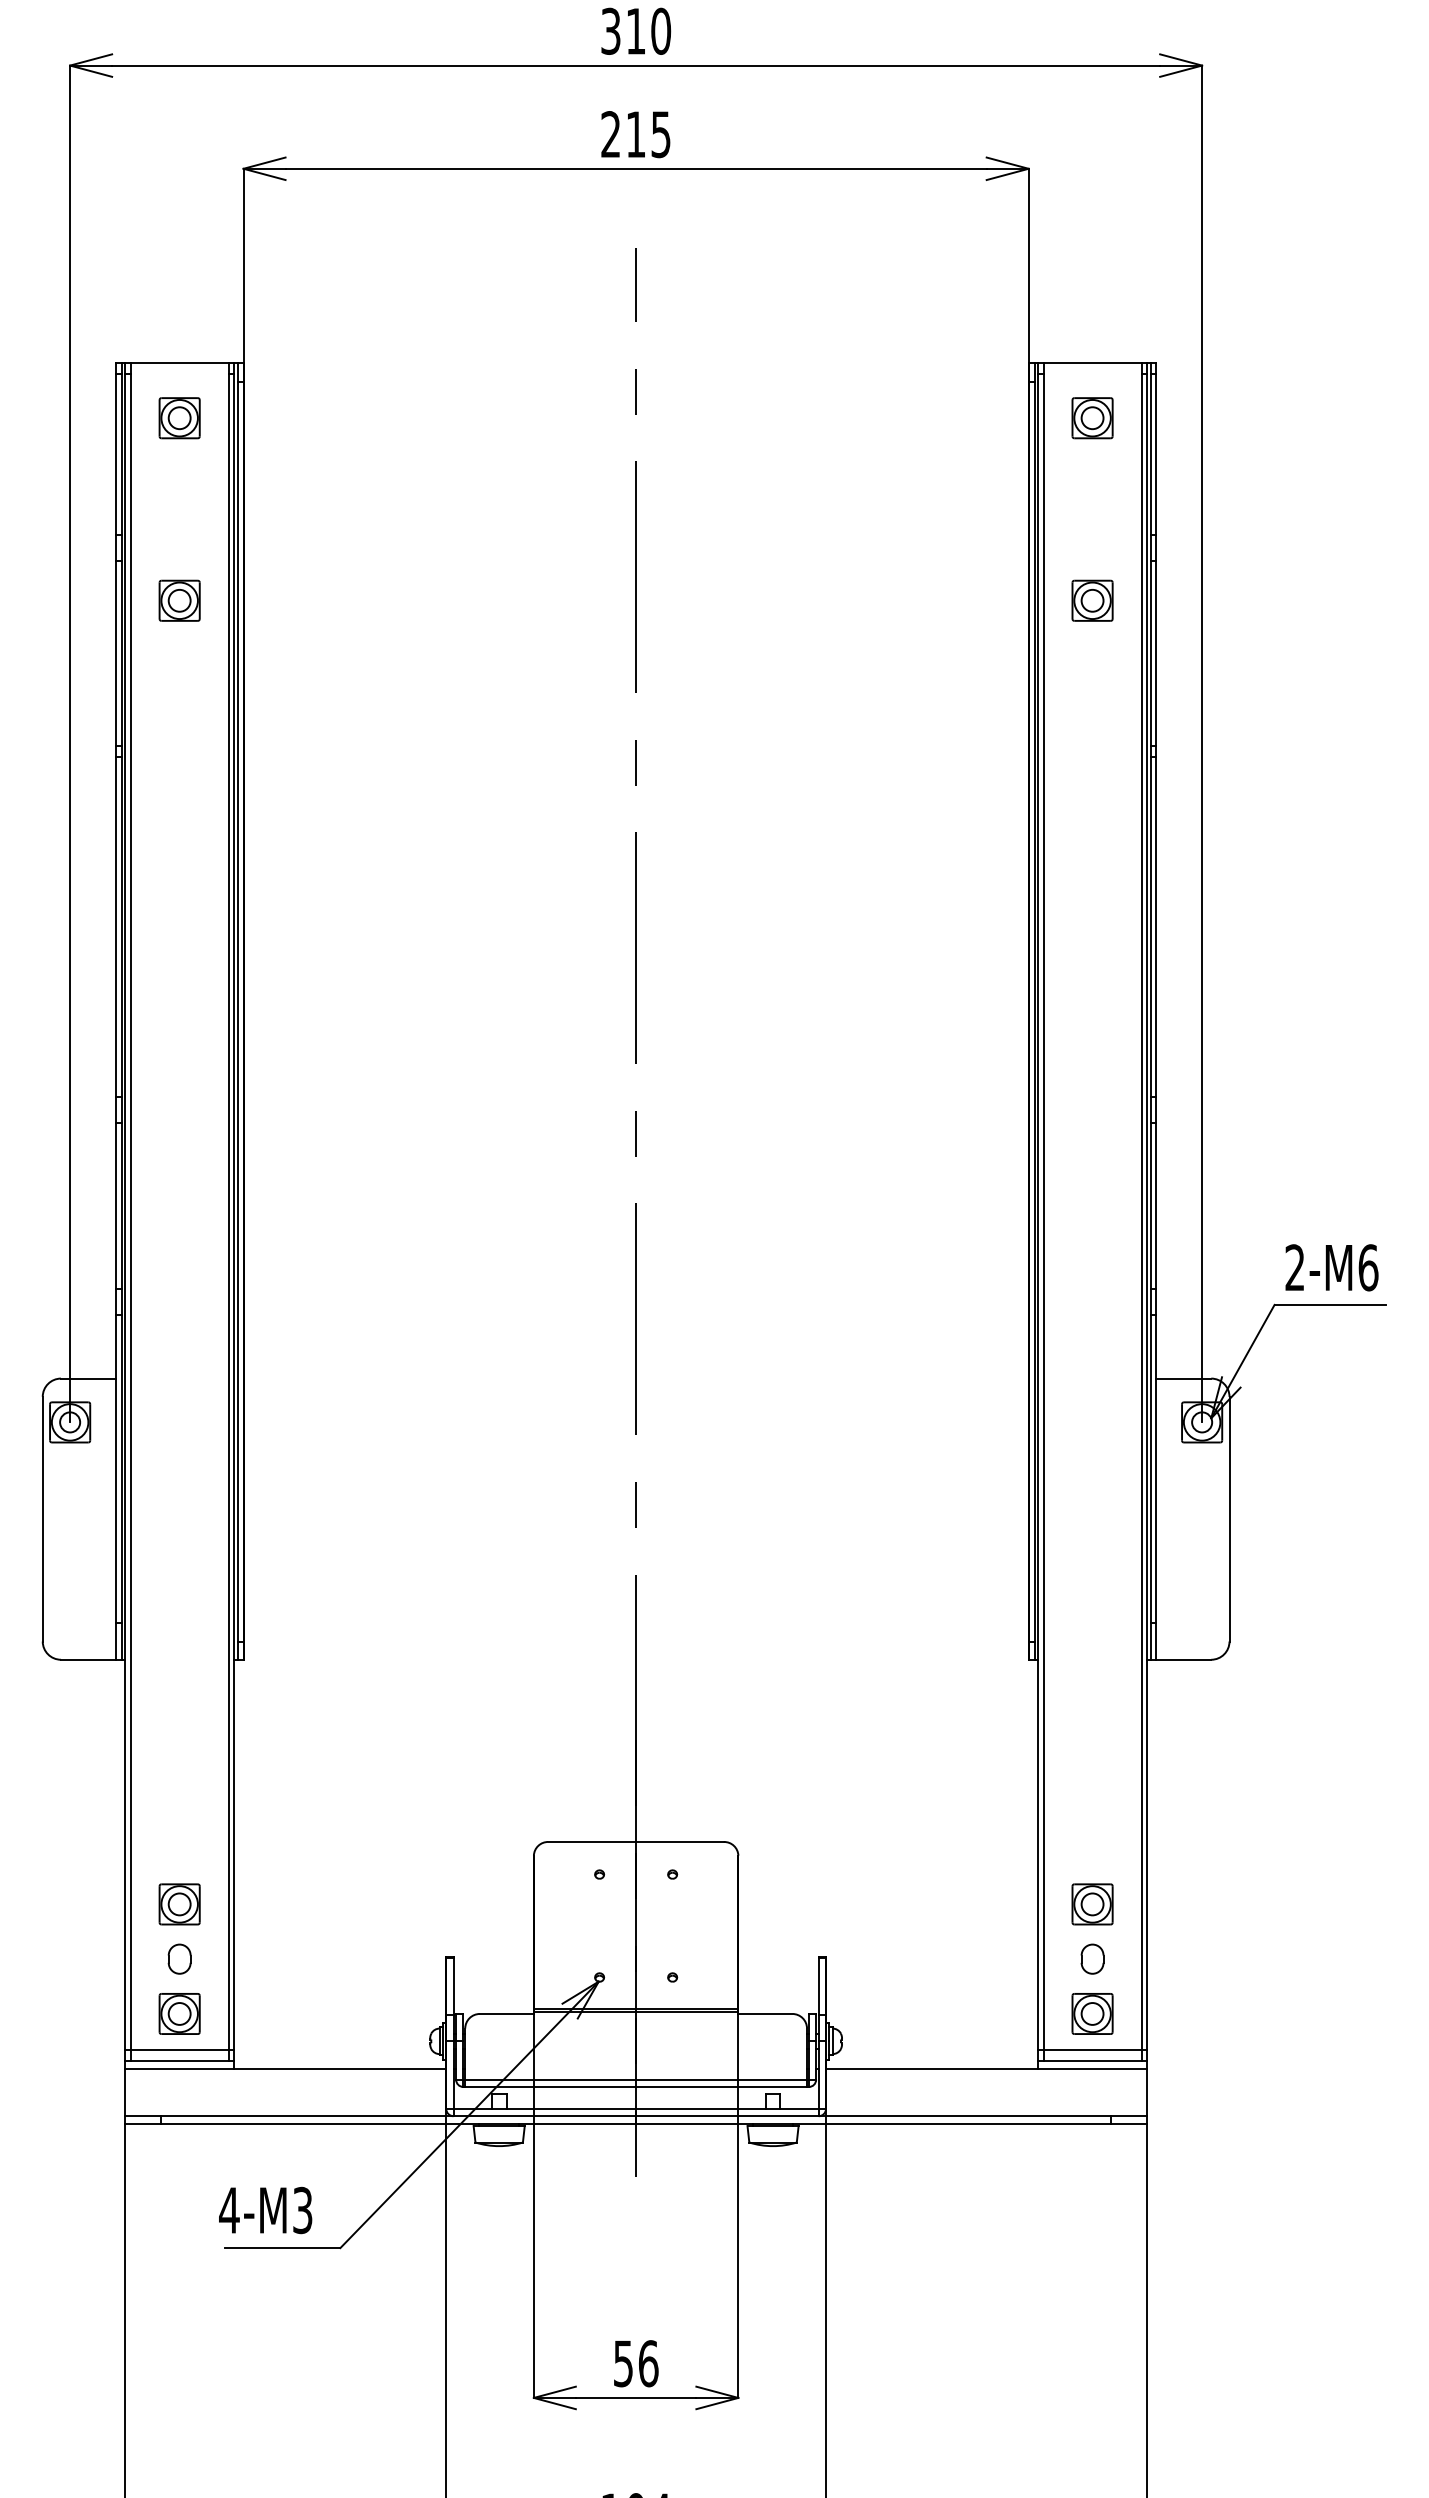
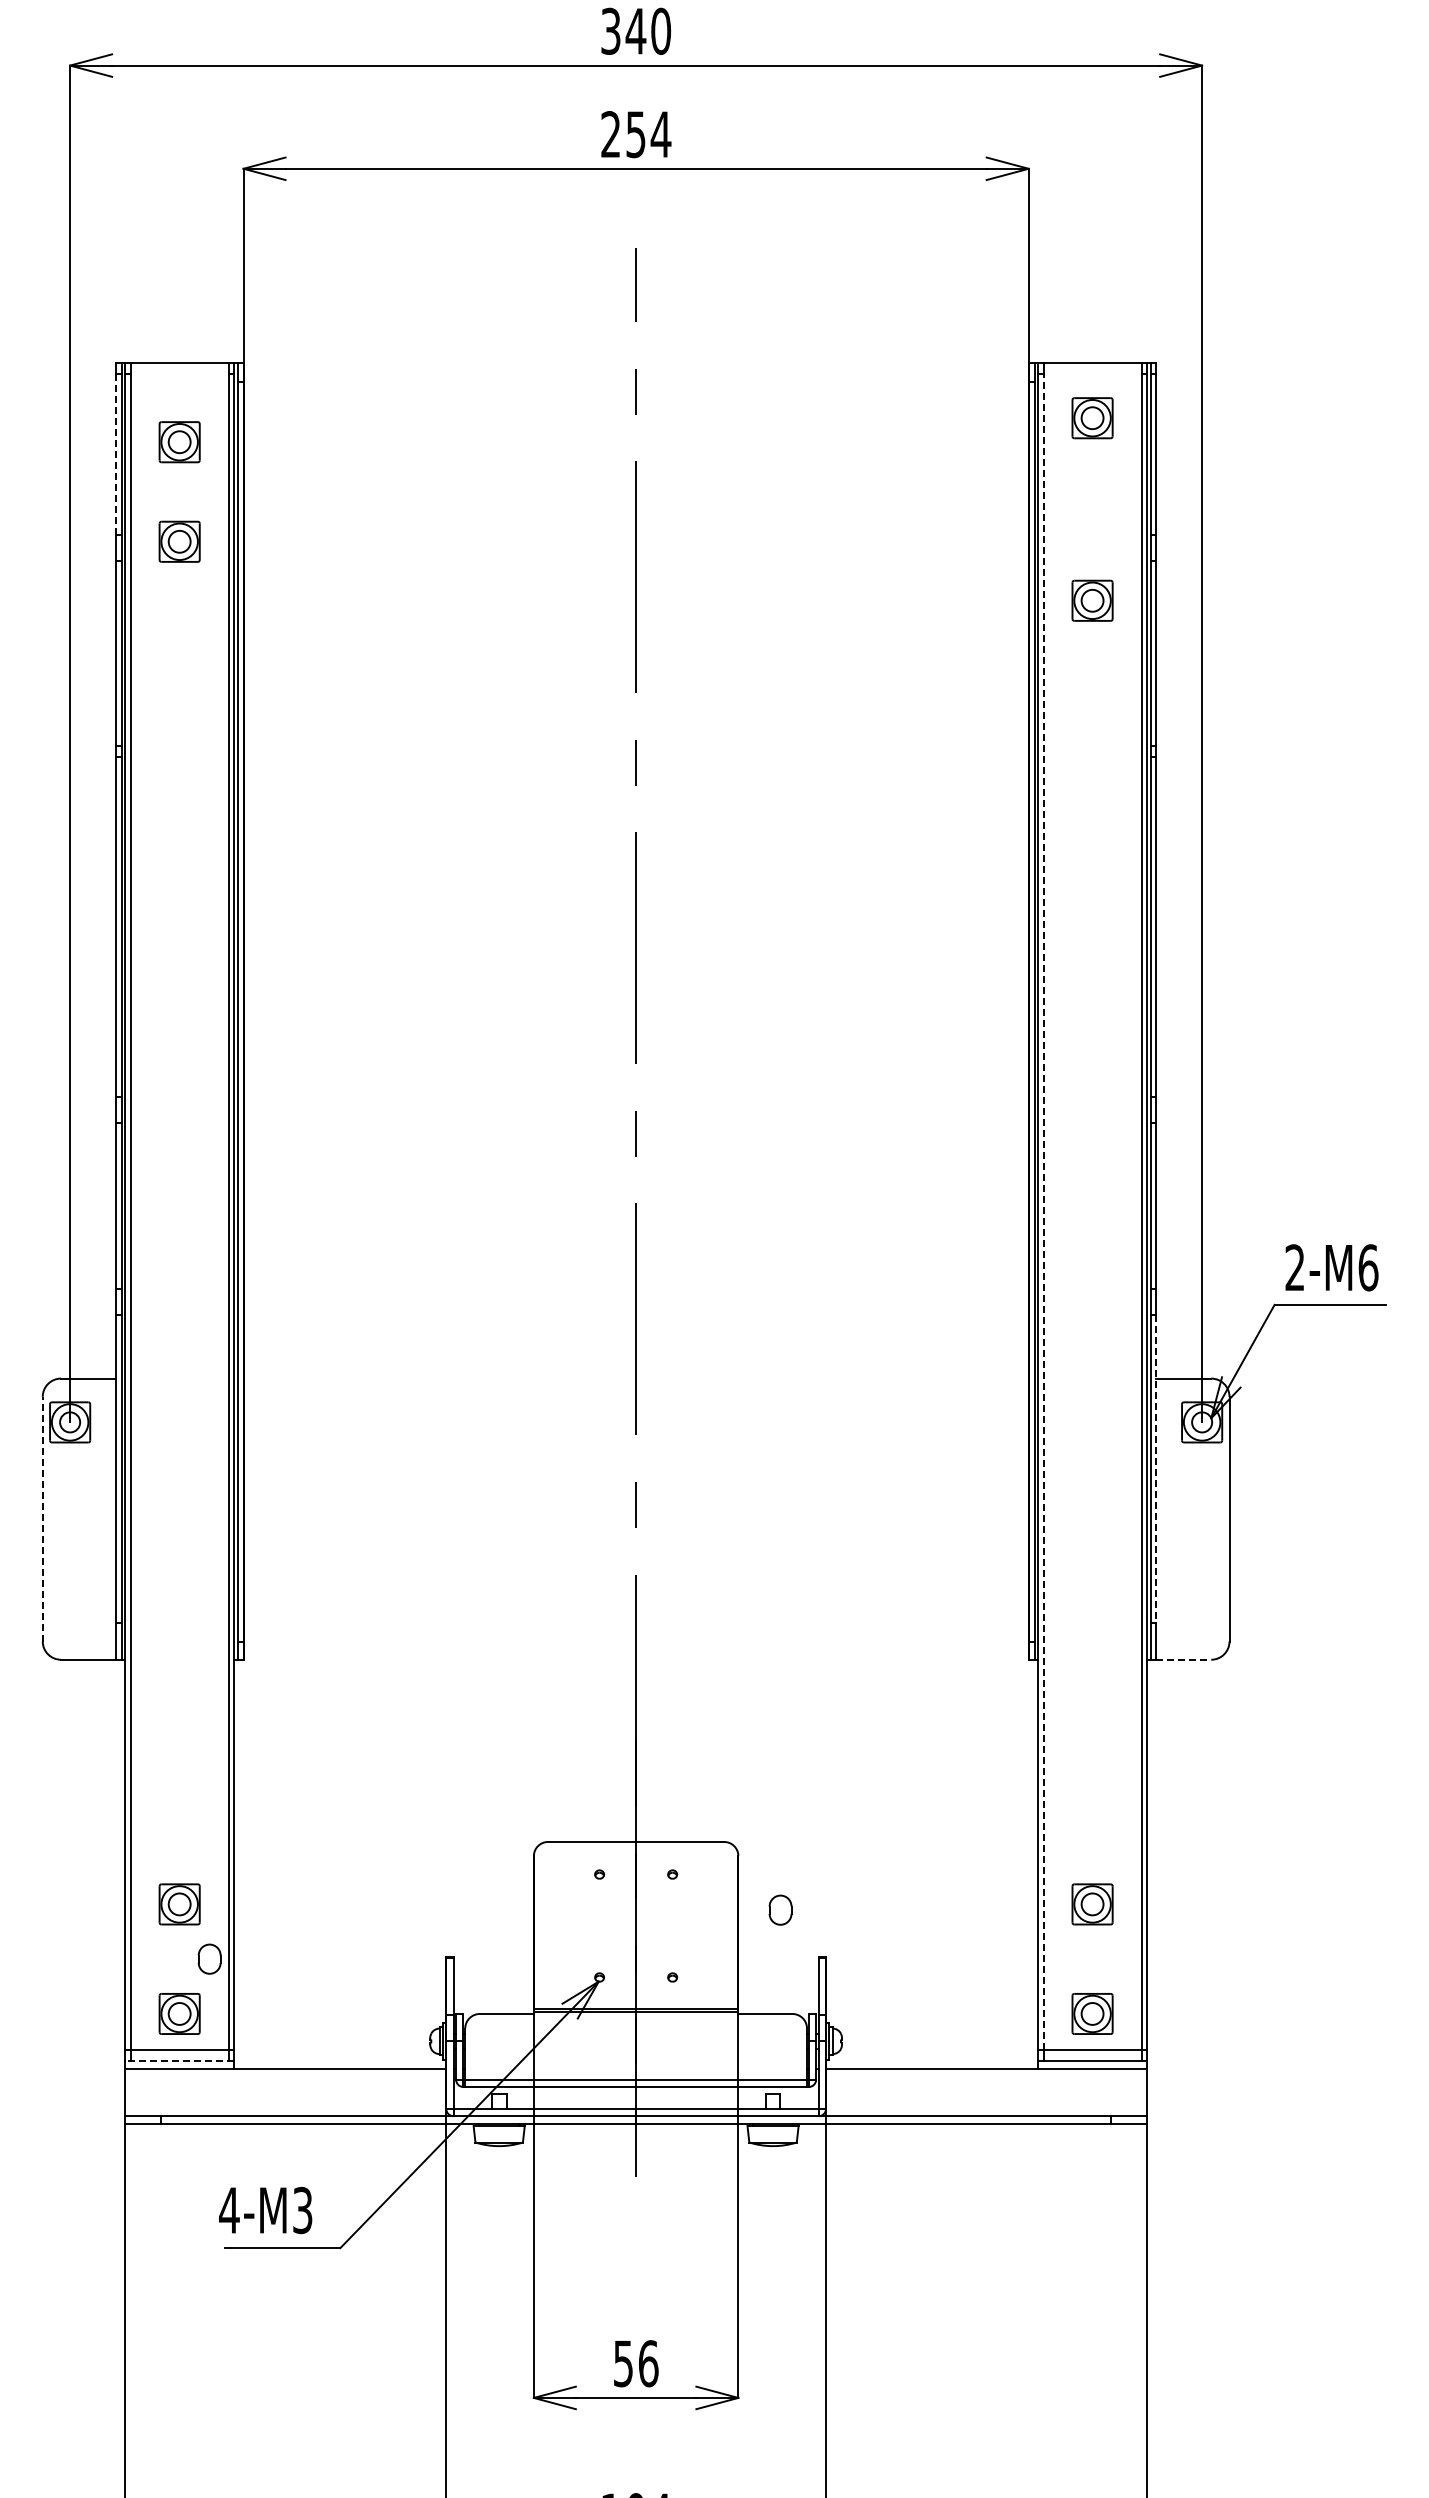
text: 310 -> 340 (635, 31)
text: 215 -> 254 (648, 134)
part position: (179, 418) -> (179, 442) (179, 442)
line: solid -> dashed (115, 454)
part position: (179, 600) -> (179, 541) (179, 541)
line: solid -> dashed (1043, 1211)
line: solid -> dashed (1156, 1469)
line: solid -> dashed (42, 1518)
line: solid -> dashed (1184, 1659)
part position: (179, 1958) -> (209, 1958) (209, 1958)
part position: (1092, 1958) -> (780, 1909) (780, 1909)
line: solid -> dashed (179, 2061)
